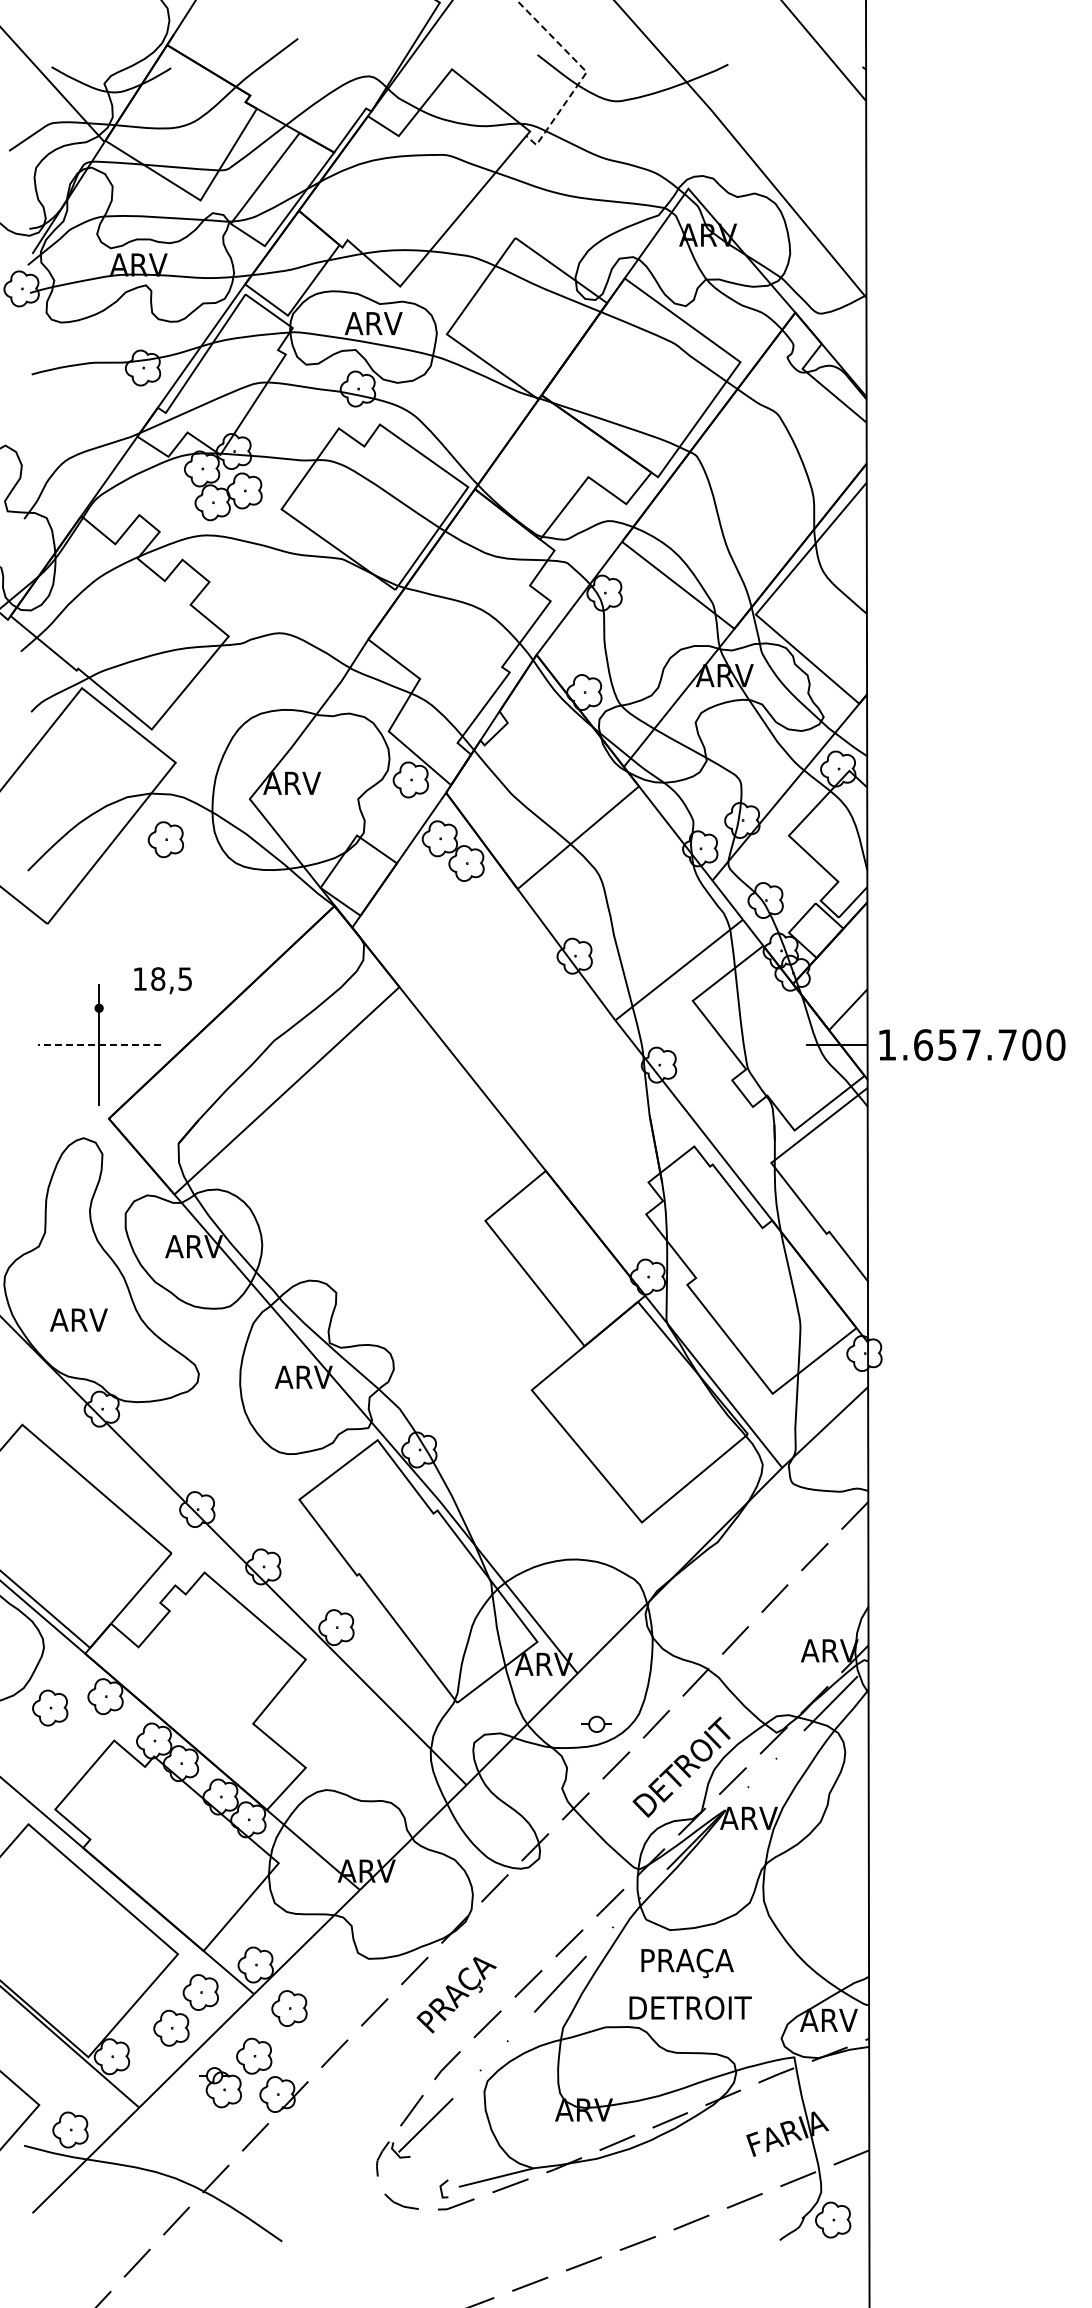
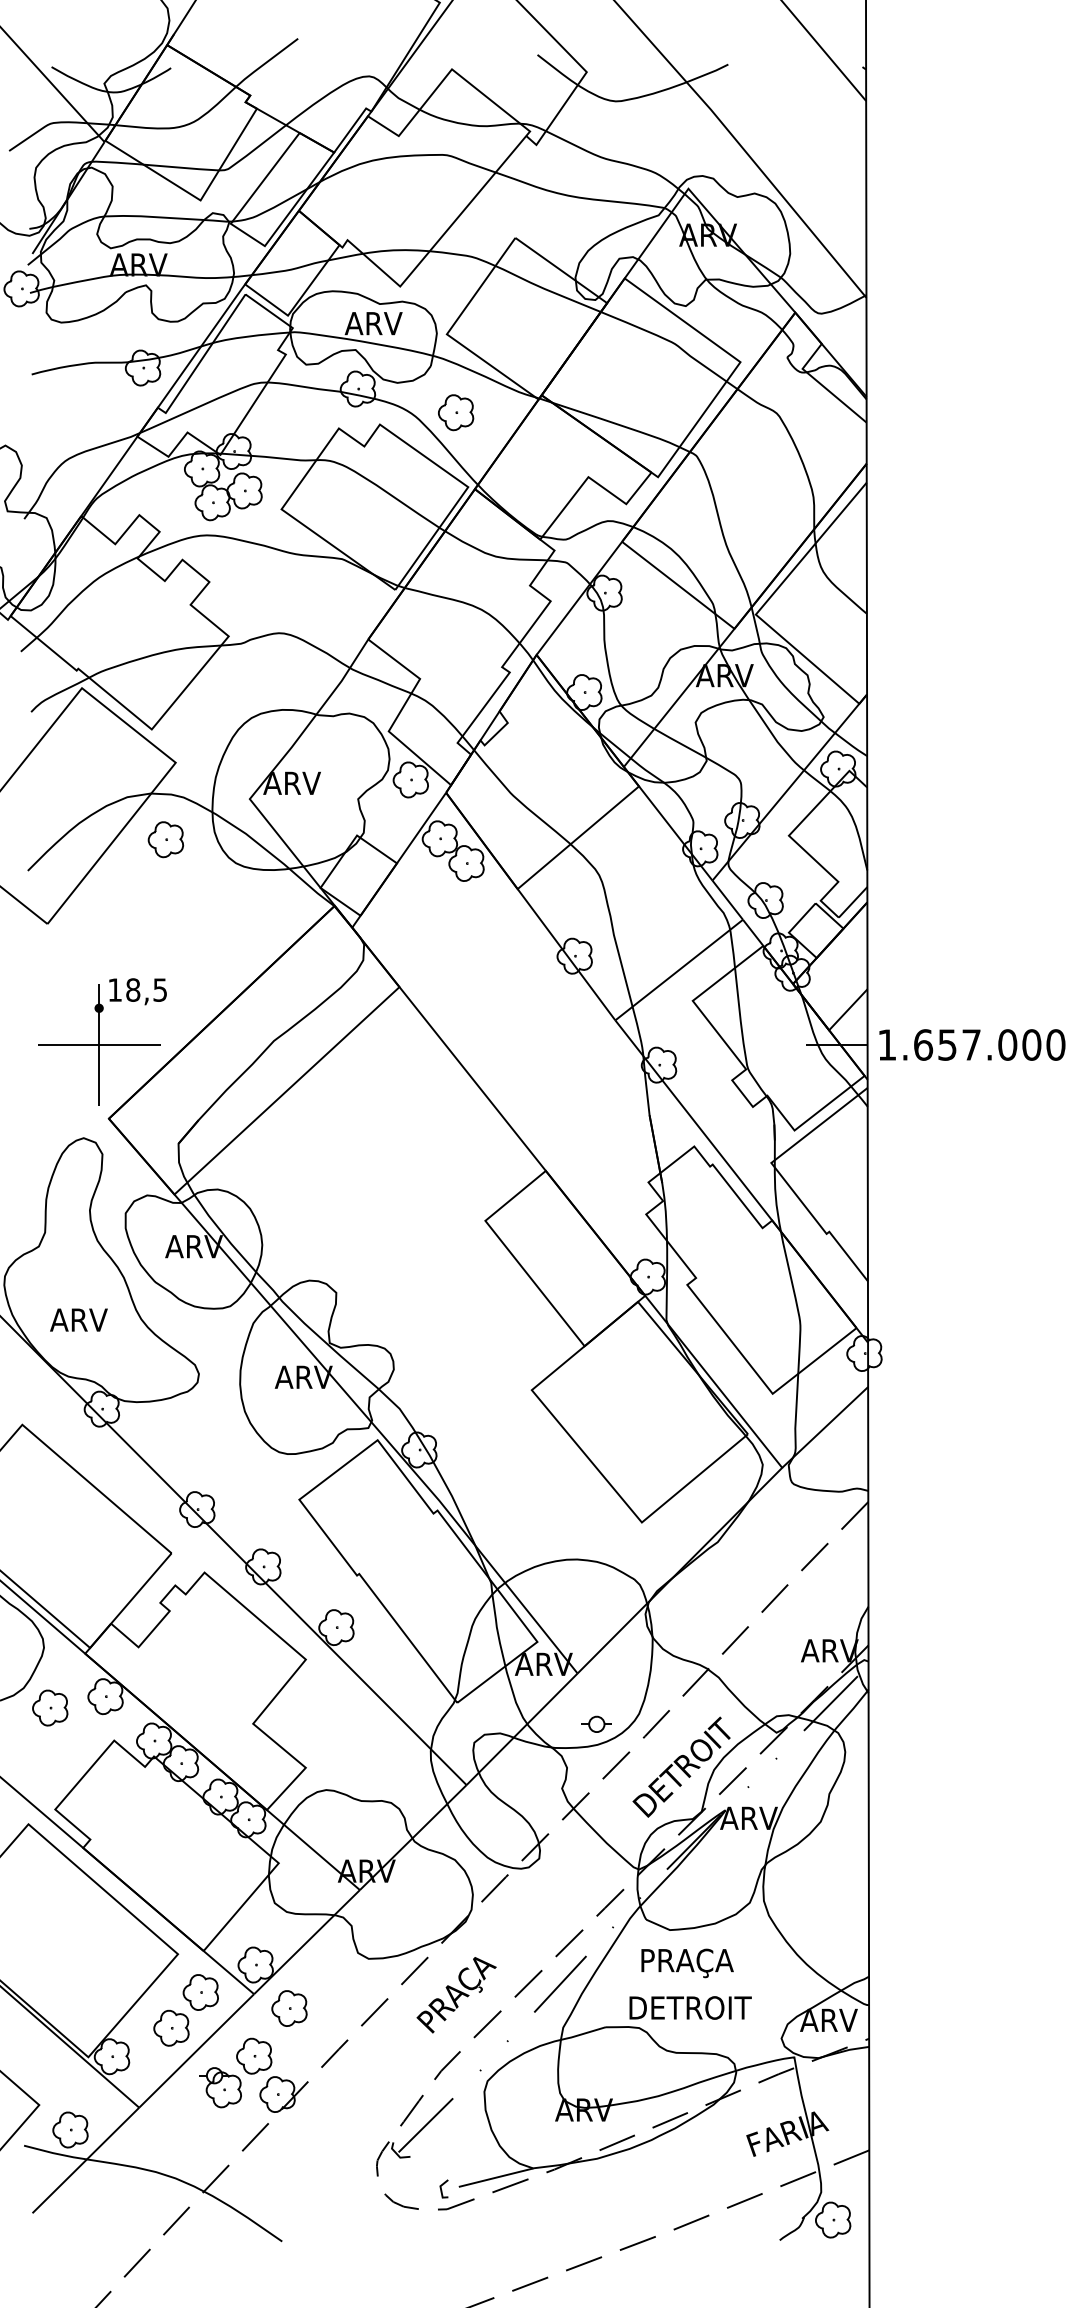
line: dashed -> solid (585, 73)
part: none -> present (456, 412)
text position: (162, 980) -> (137, 991) (137, 991)
text: 1.657.700 -> 1.657.000 (1007, 1044)
line: dashed -> solid (98, 1045)
